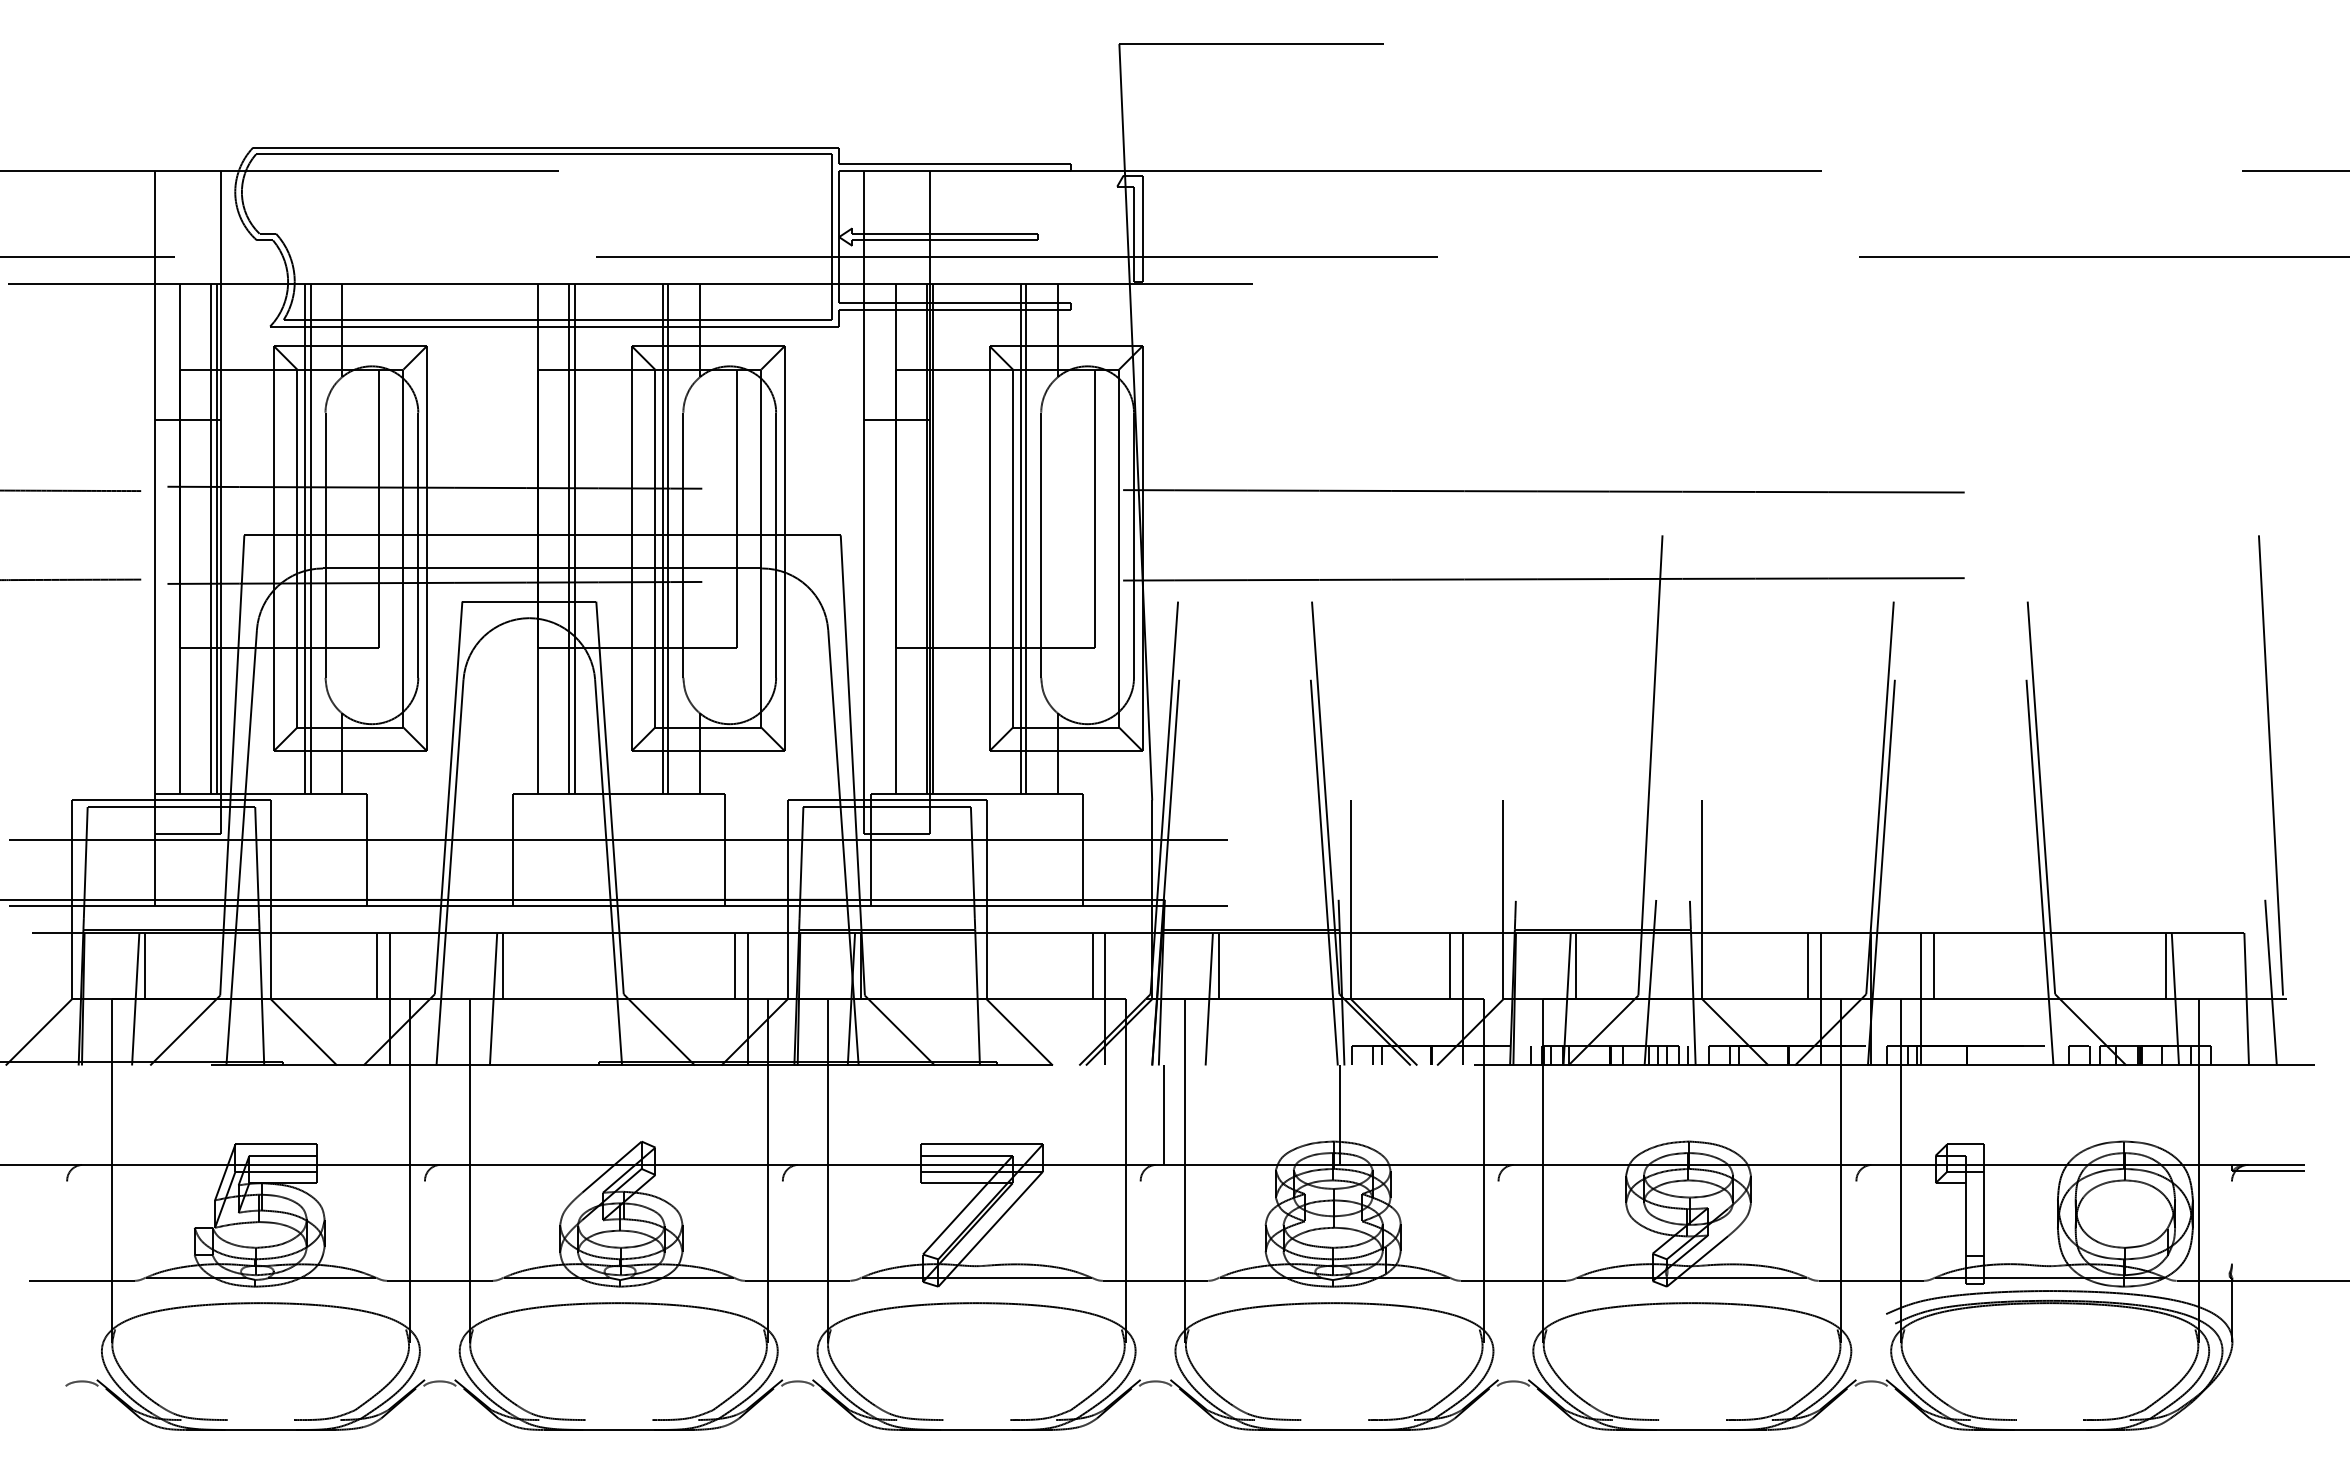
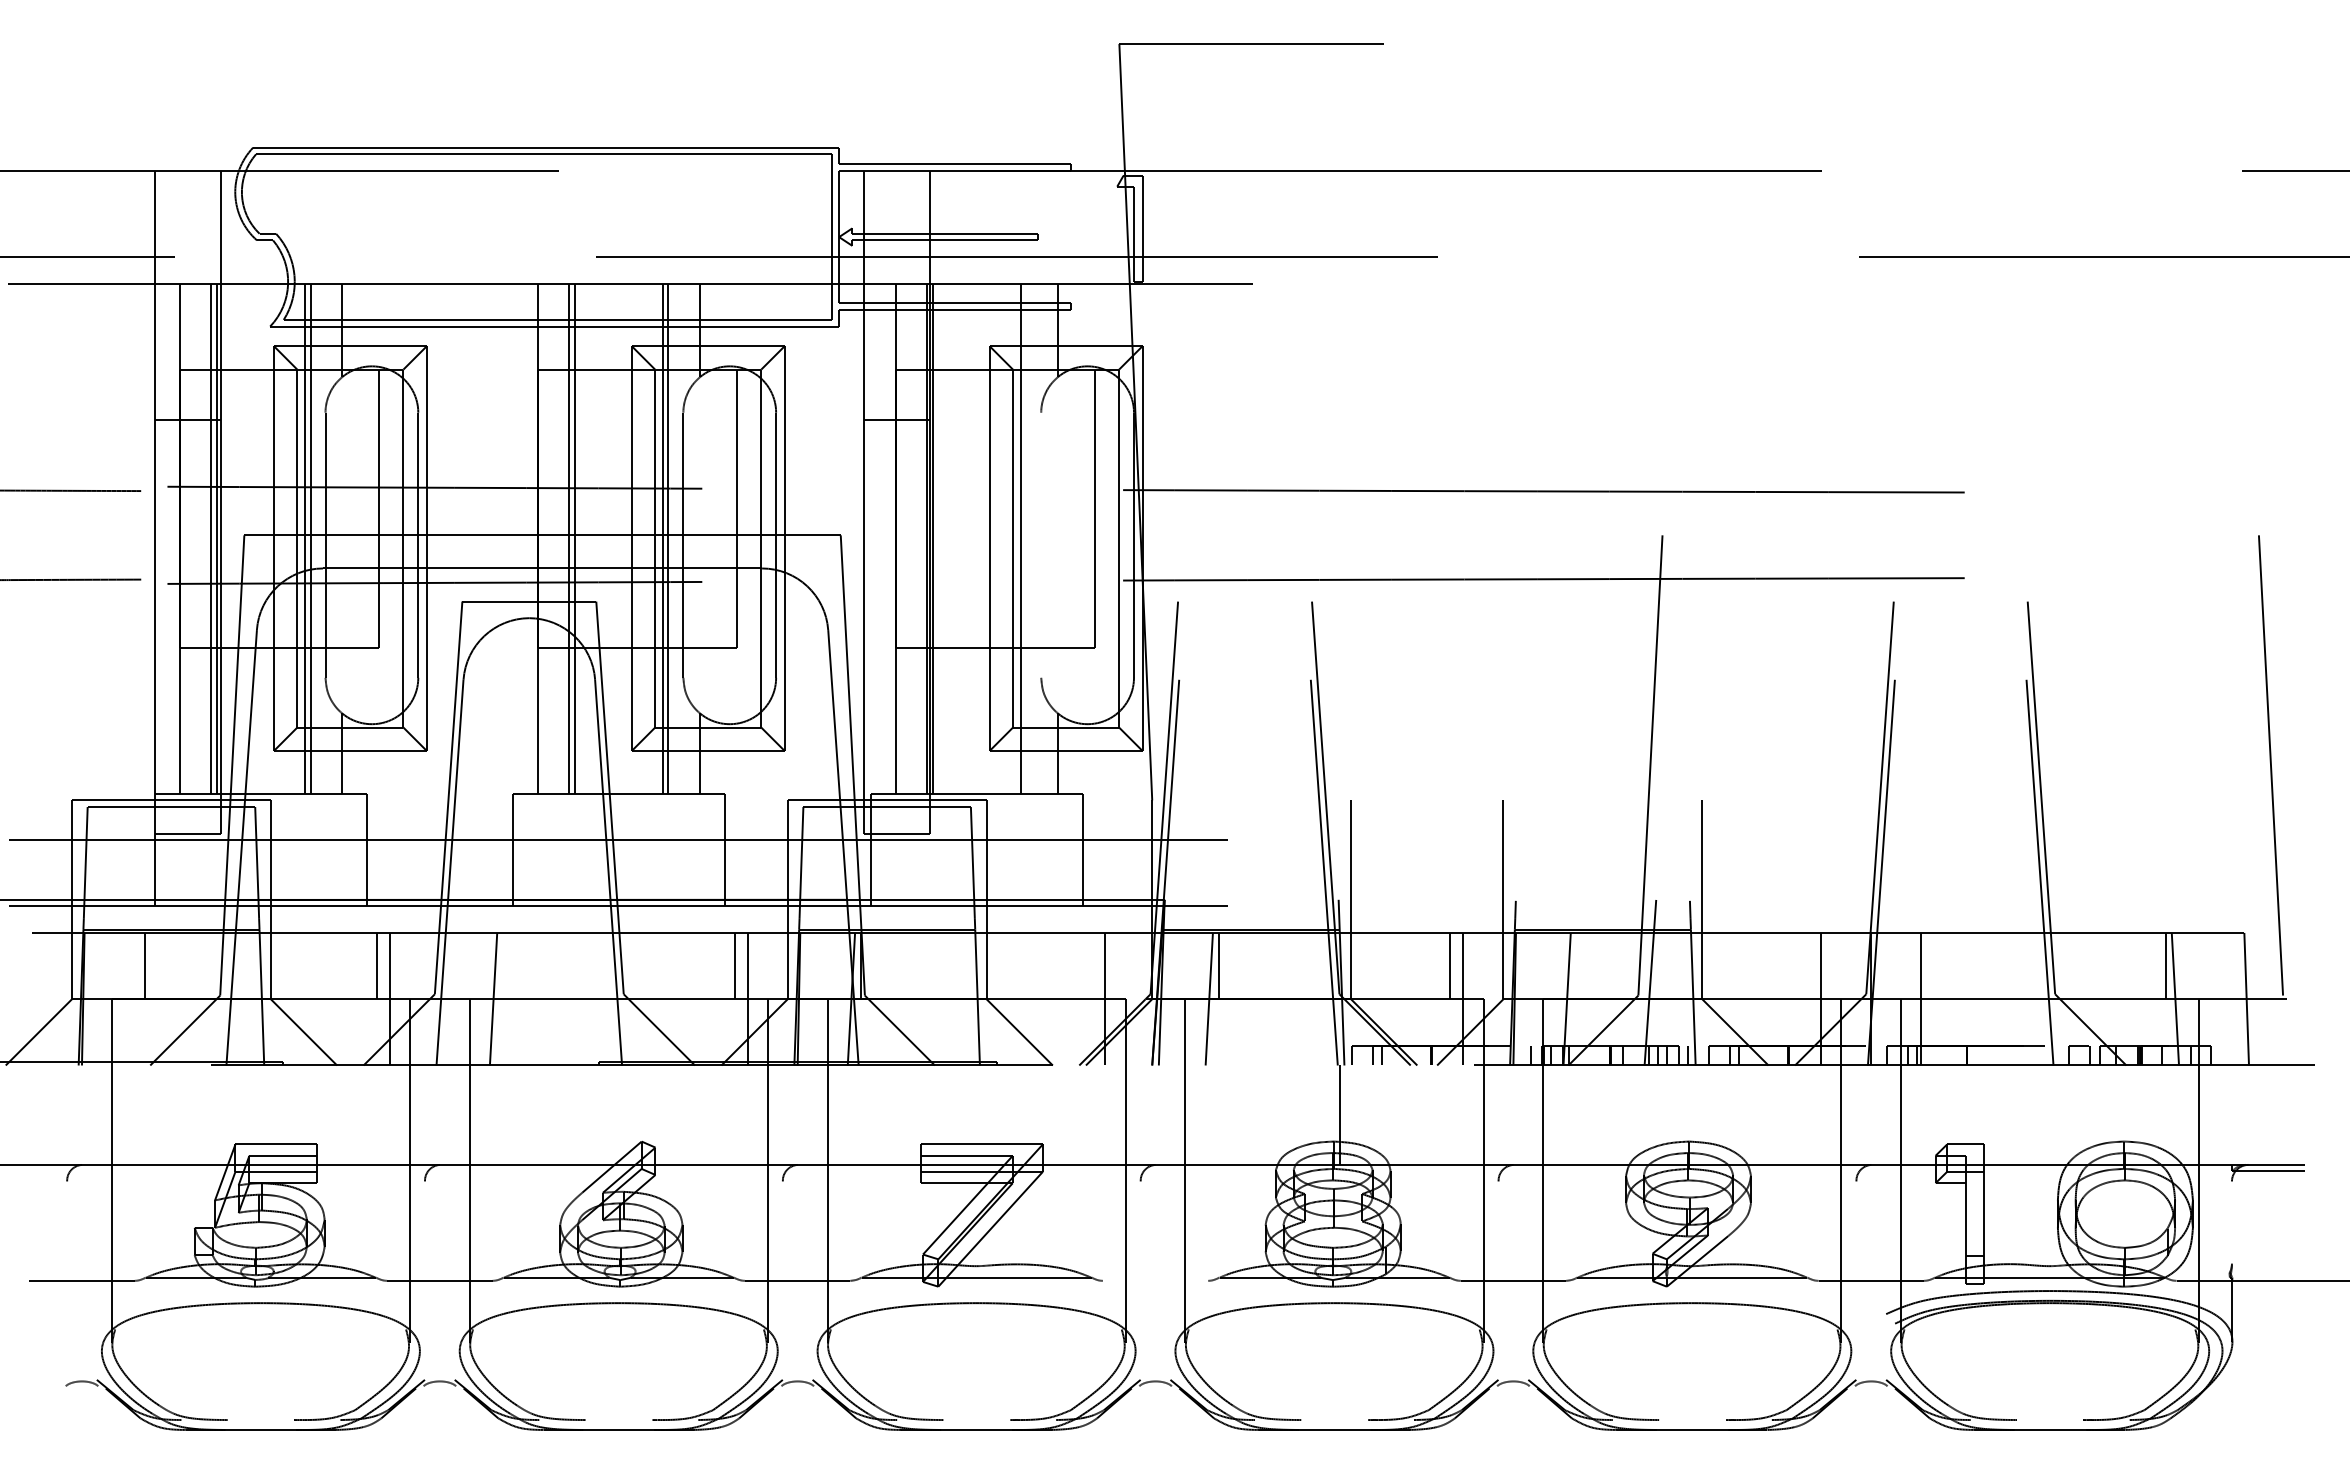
line: present -> none (1026, 538)
line: present -> none (1041, 544)
line: present -> none (502, 965)
line: present -> none (1092, 965)
line: present -> none (1576, 965)
line: present -> none (1808, 965)
line: present -> none (1934, 965)
line: present -> none (2270, 982)
line: present -> none (135, 998)
line: present -> none (1163, 1114)
line: present -> none (1155, 1280)
